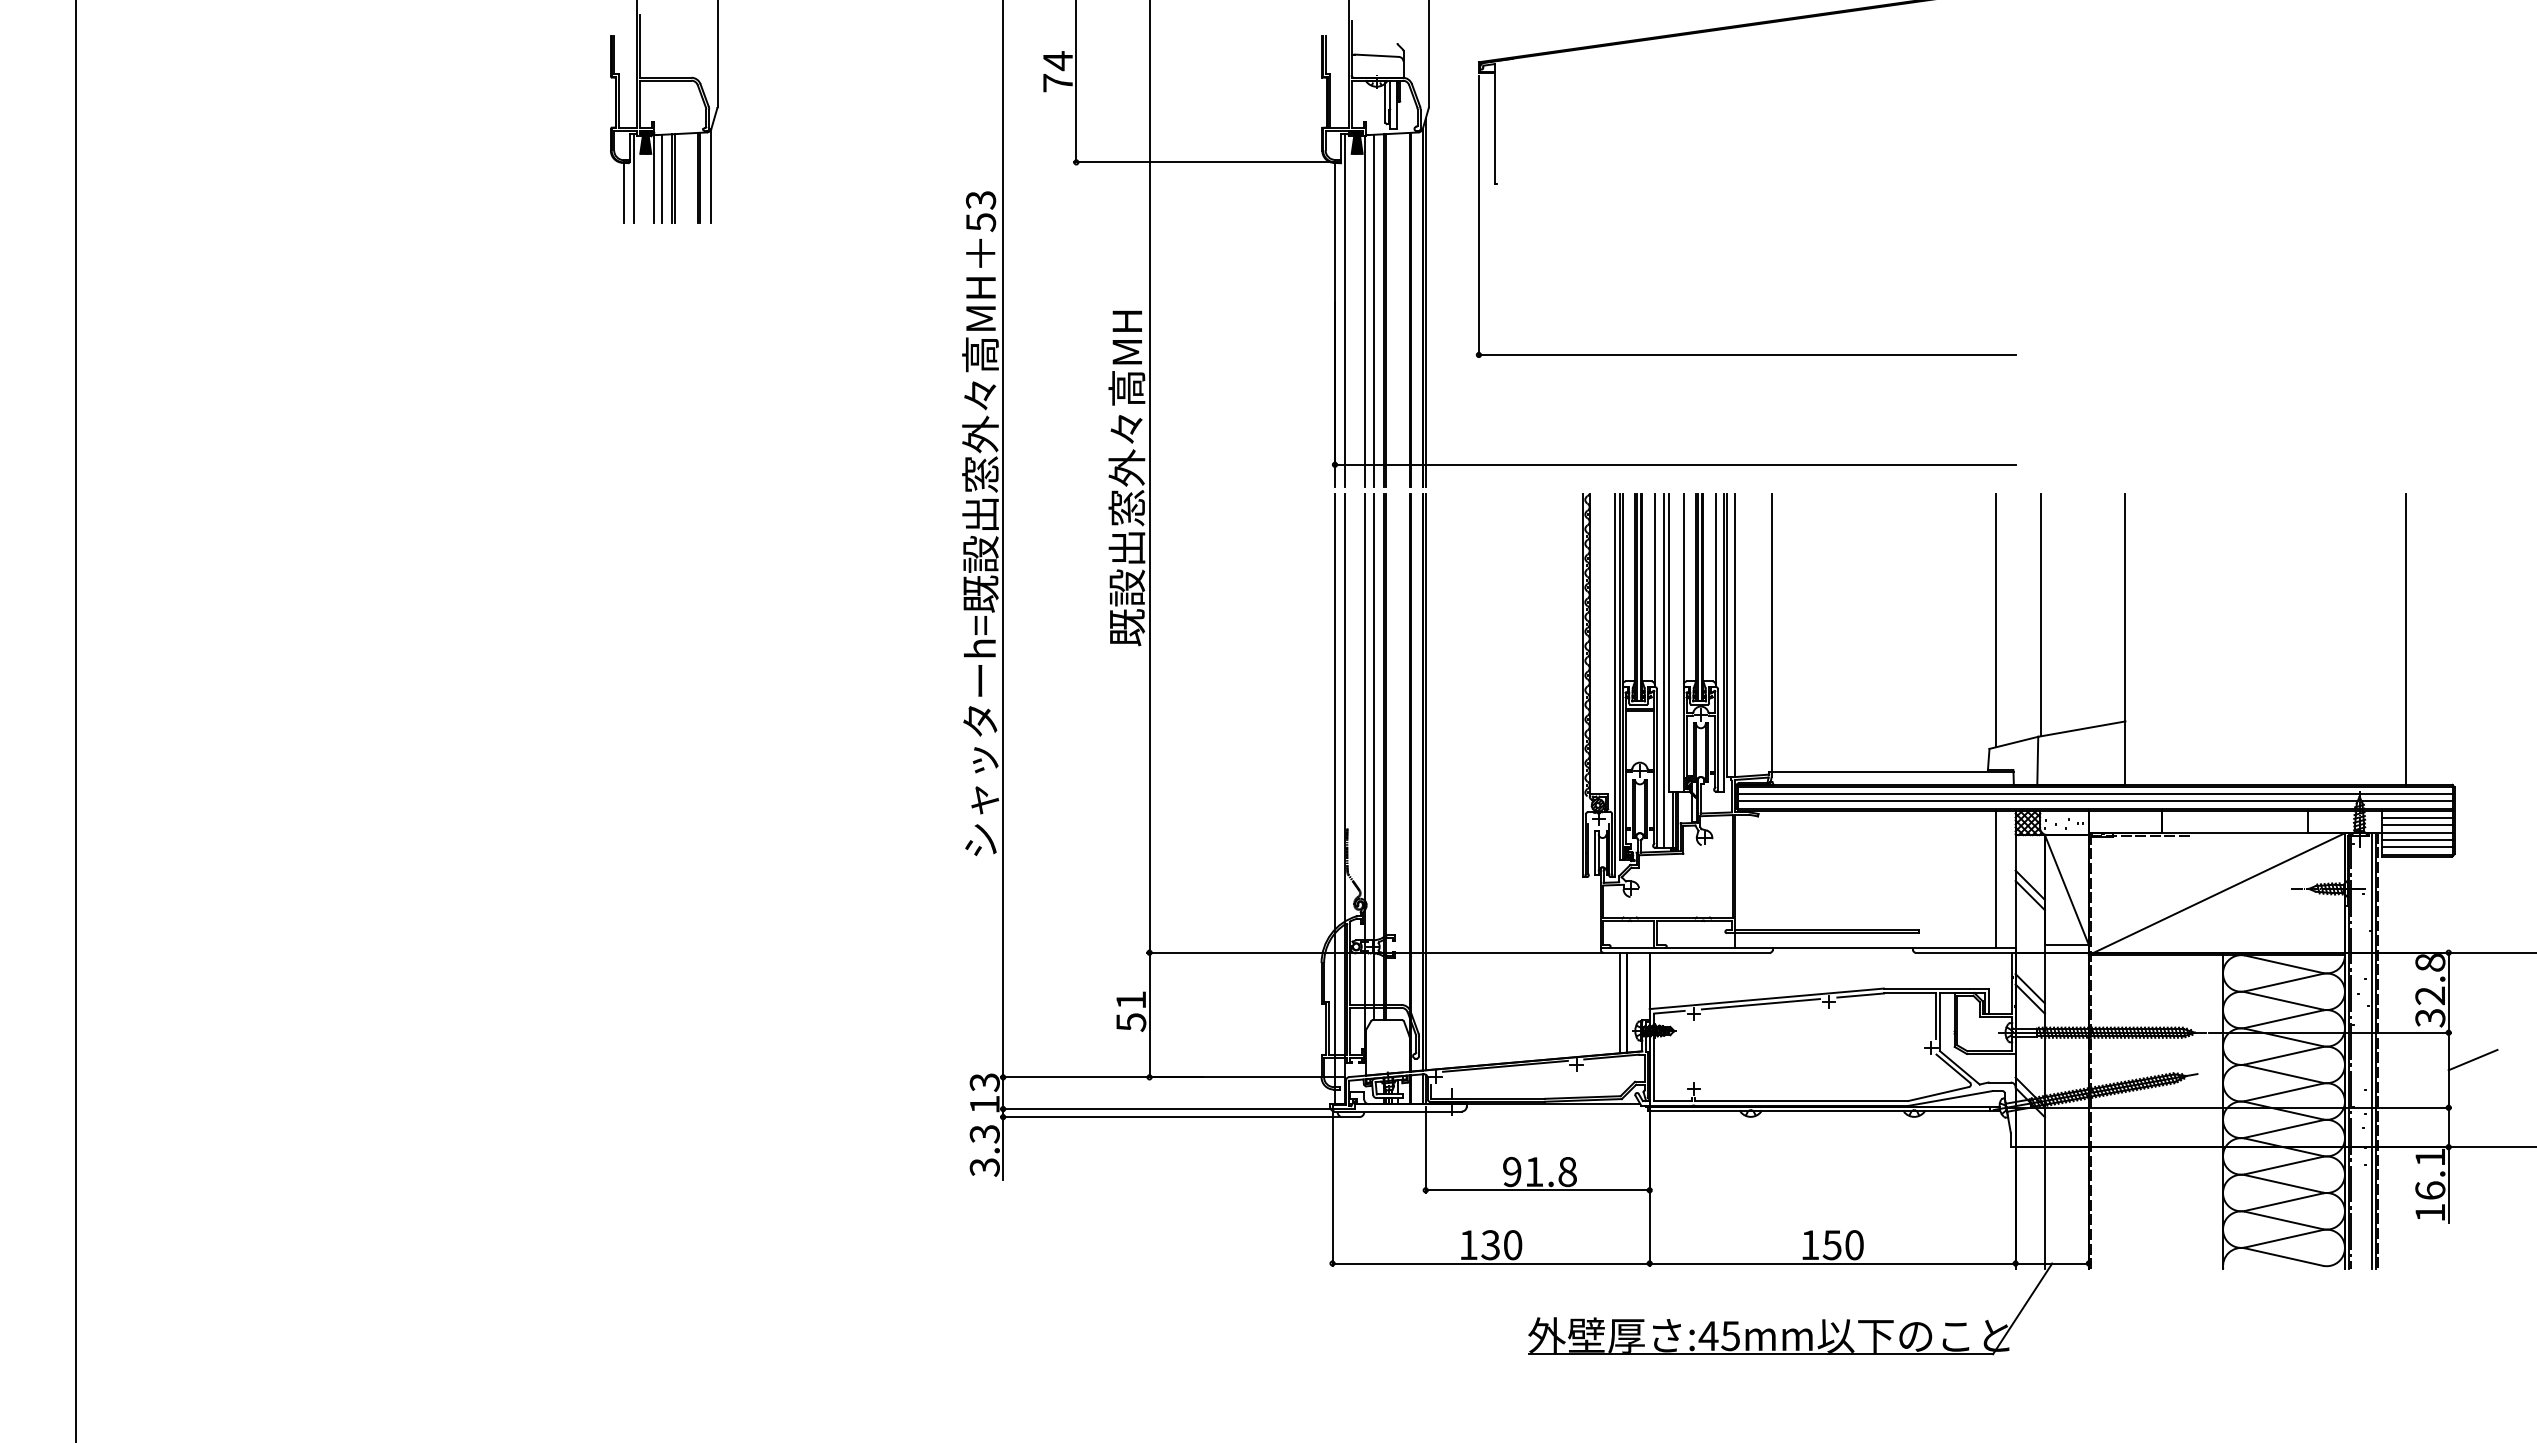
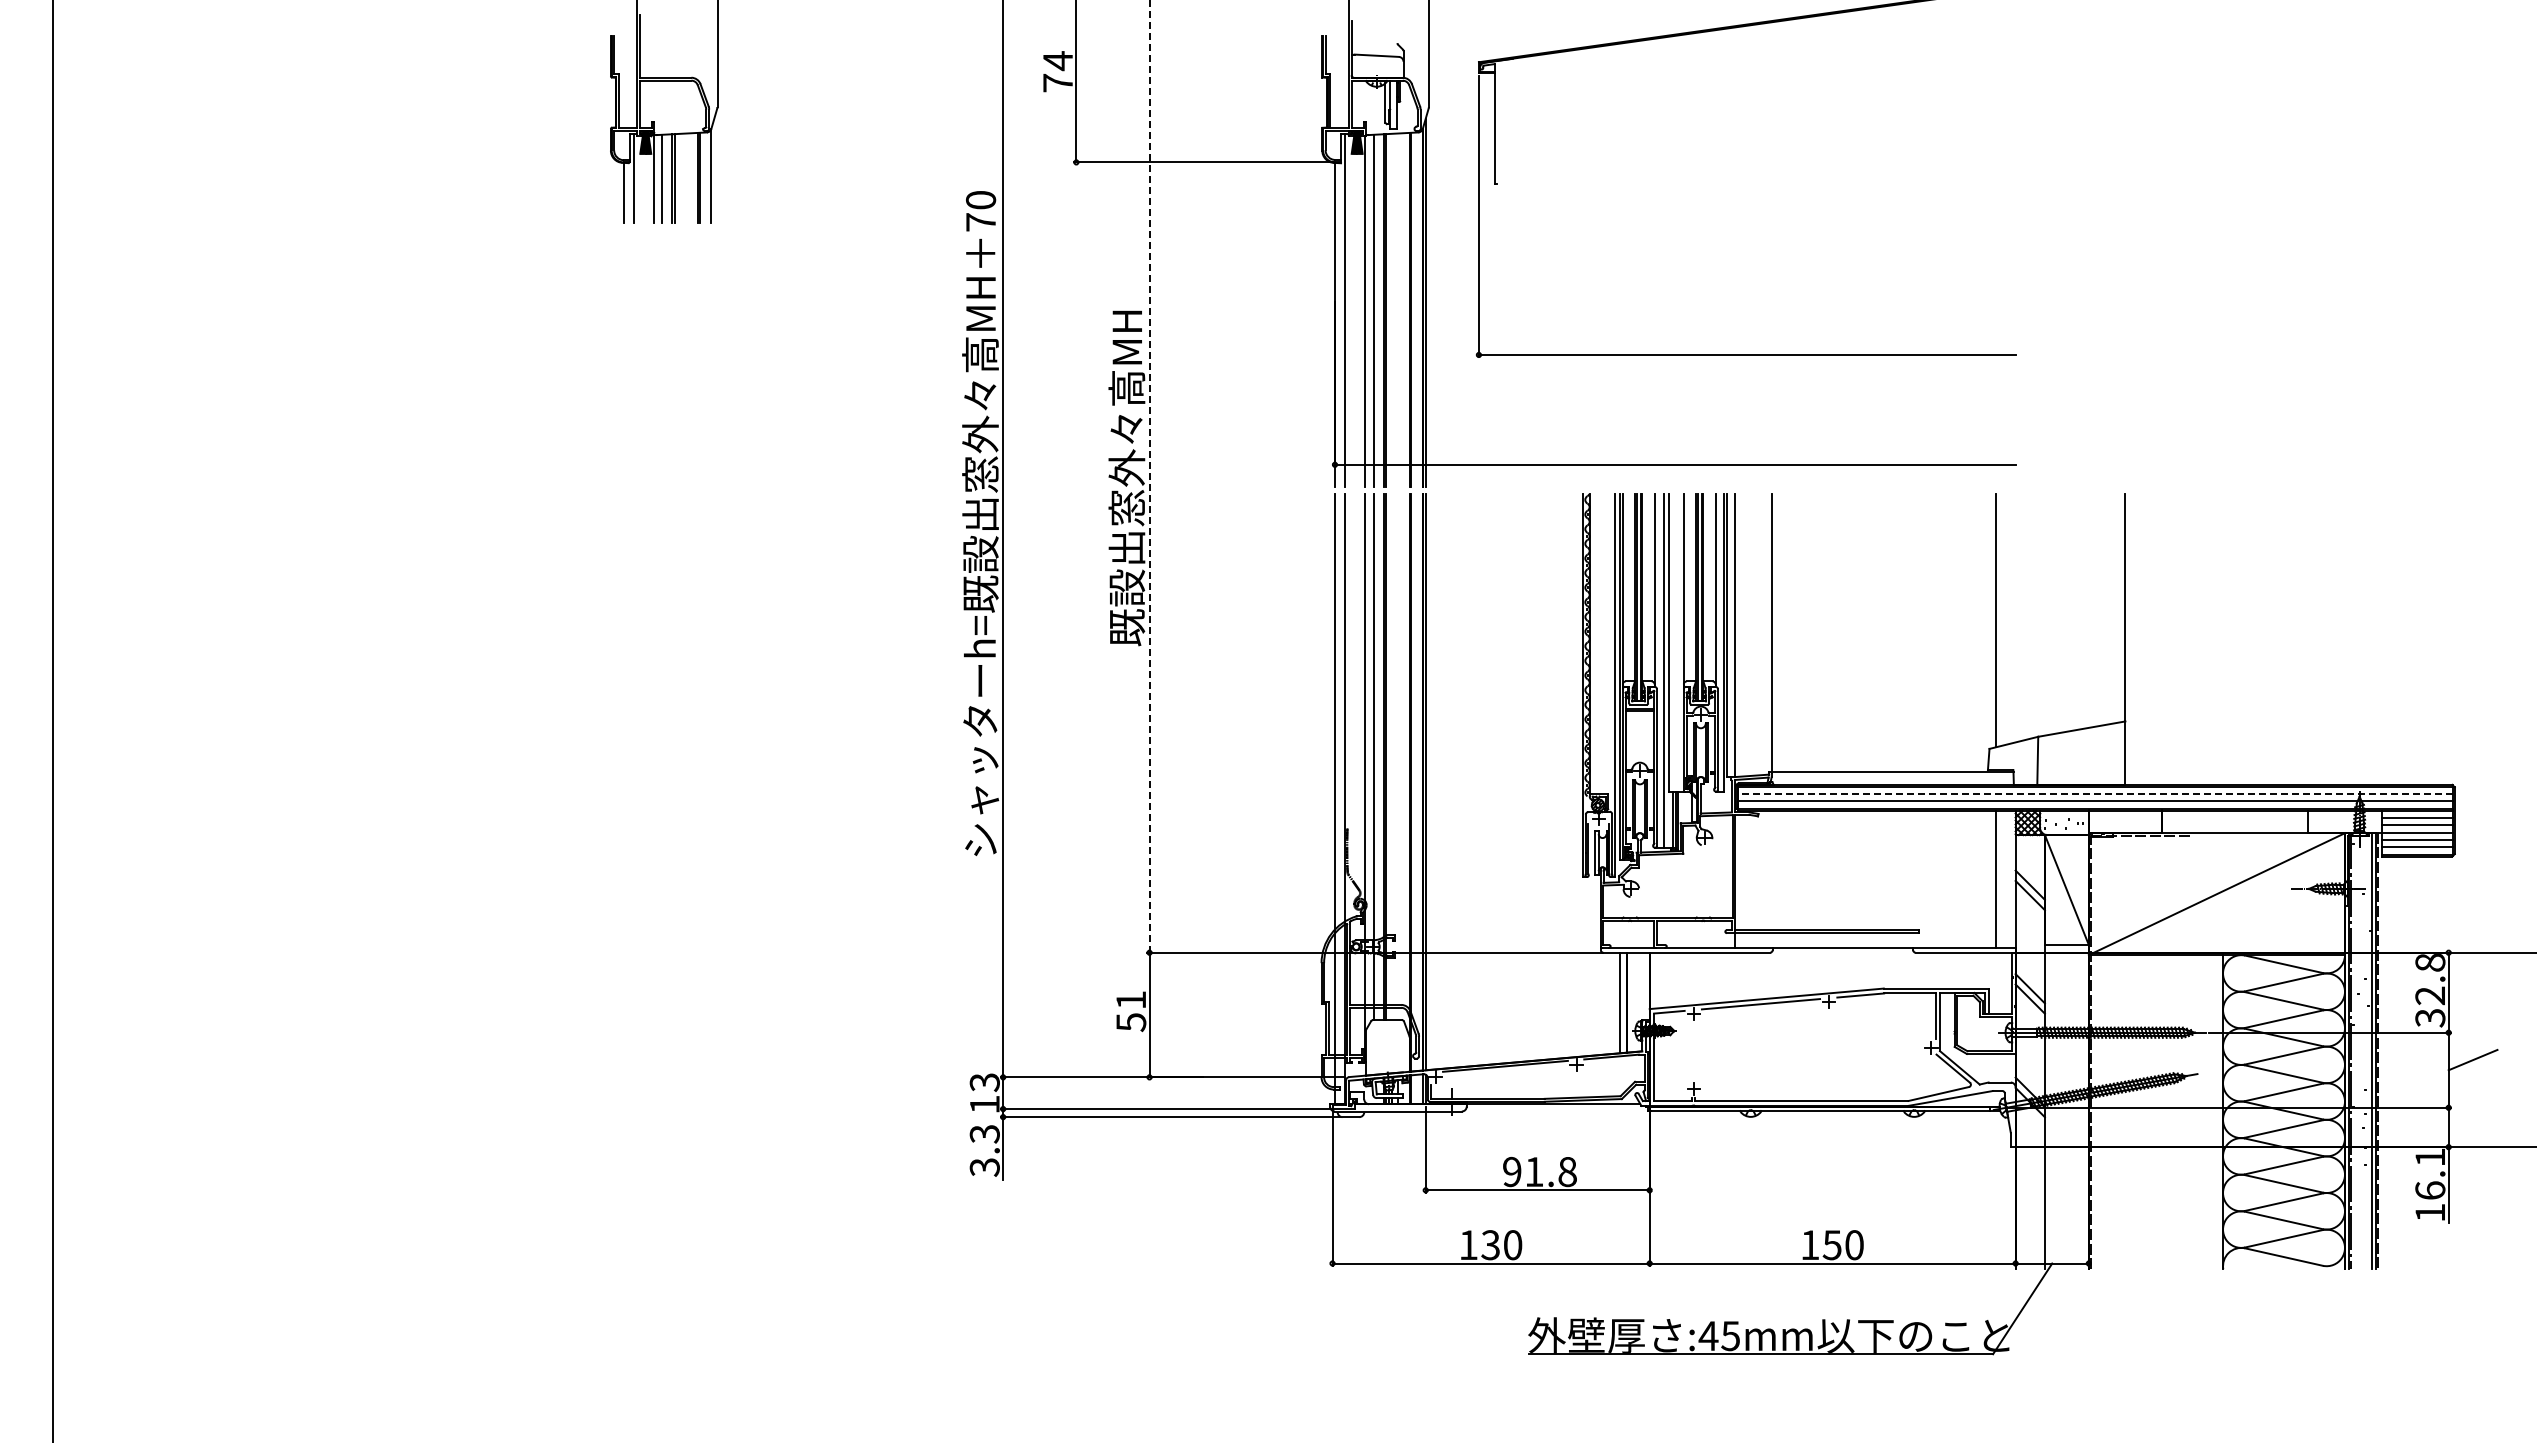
text: 53 -> 70 (981, 211)
line: solid -> dashed (1149, 476)
line: present -> none (2041, 615)
line: present -> none (2405, 639)
line position: (76, 720) -> (53, 720) (53, 720)
line: solid -> dashed (2095, 794)
